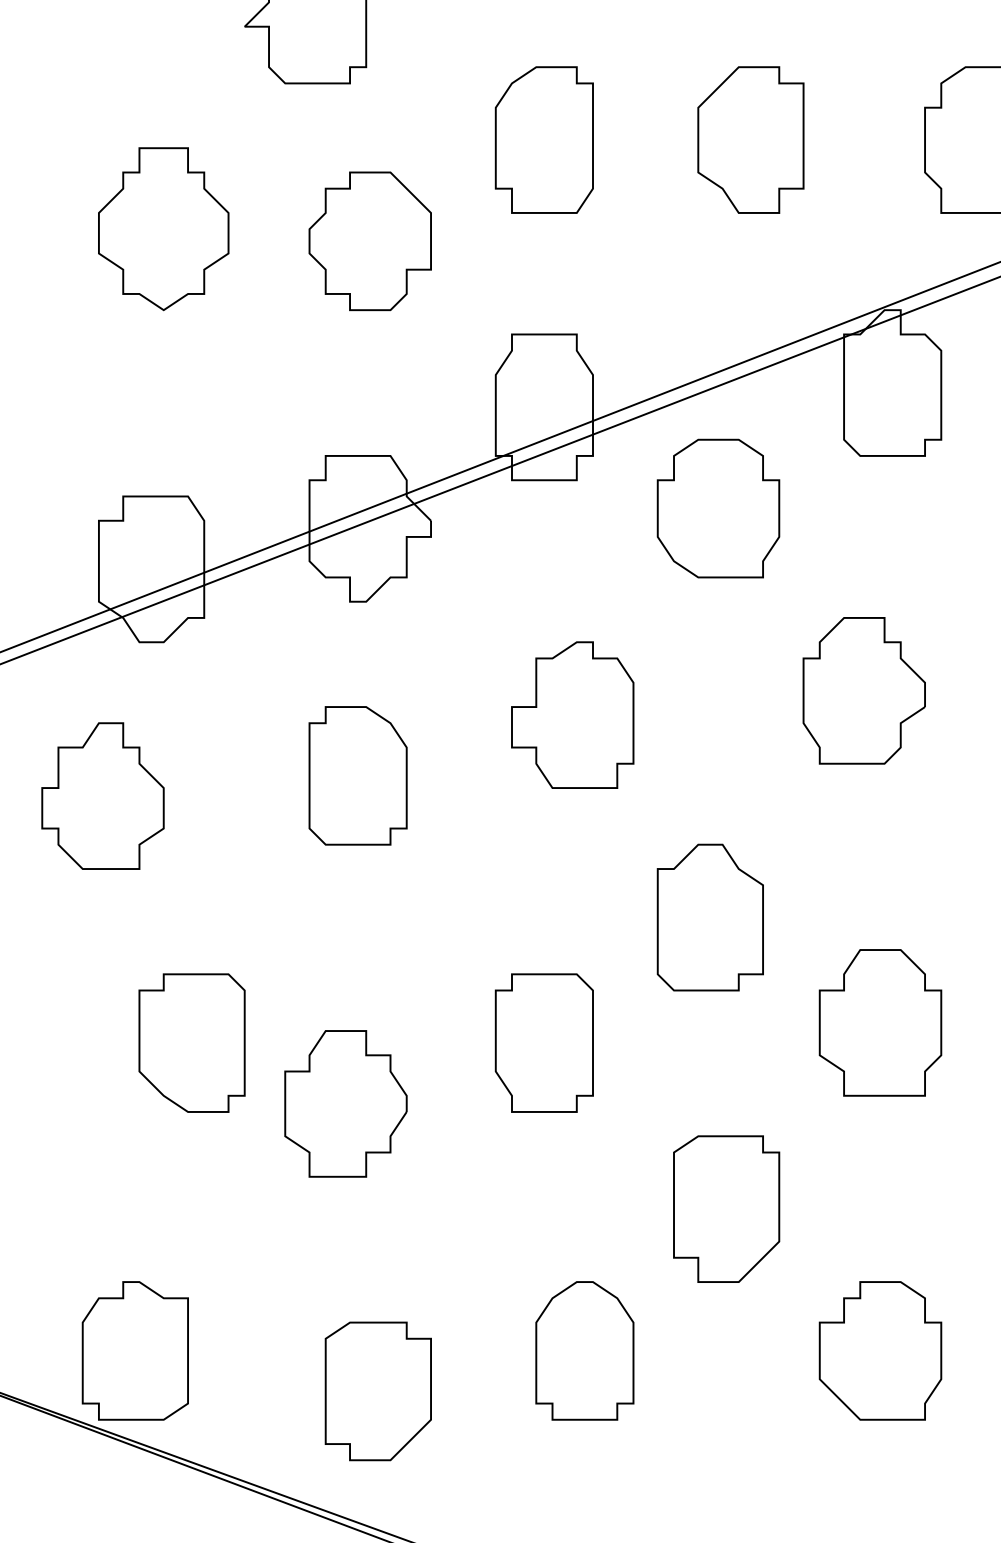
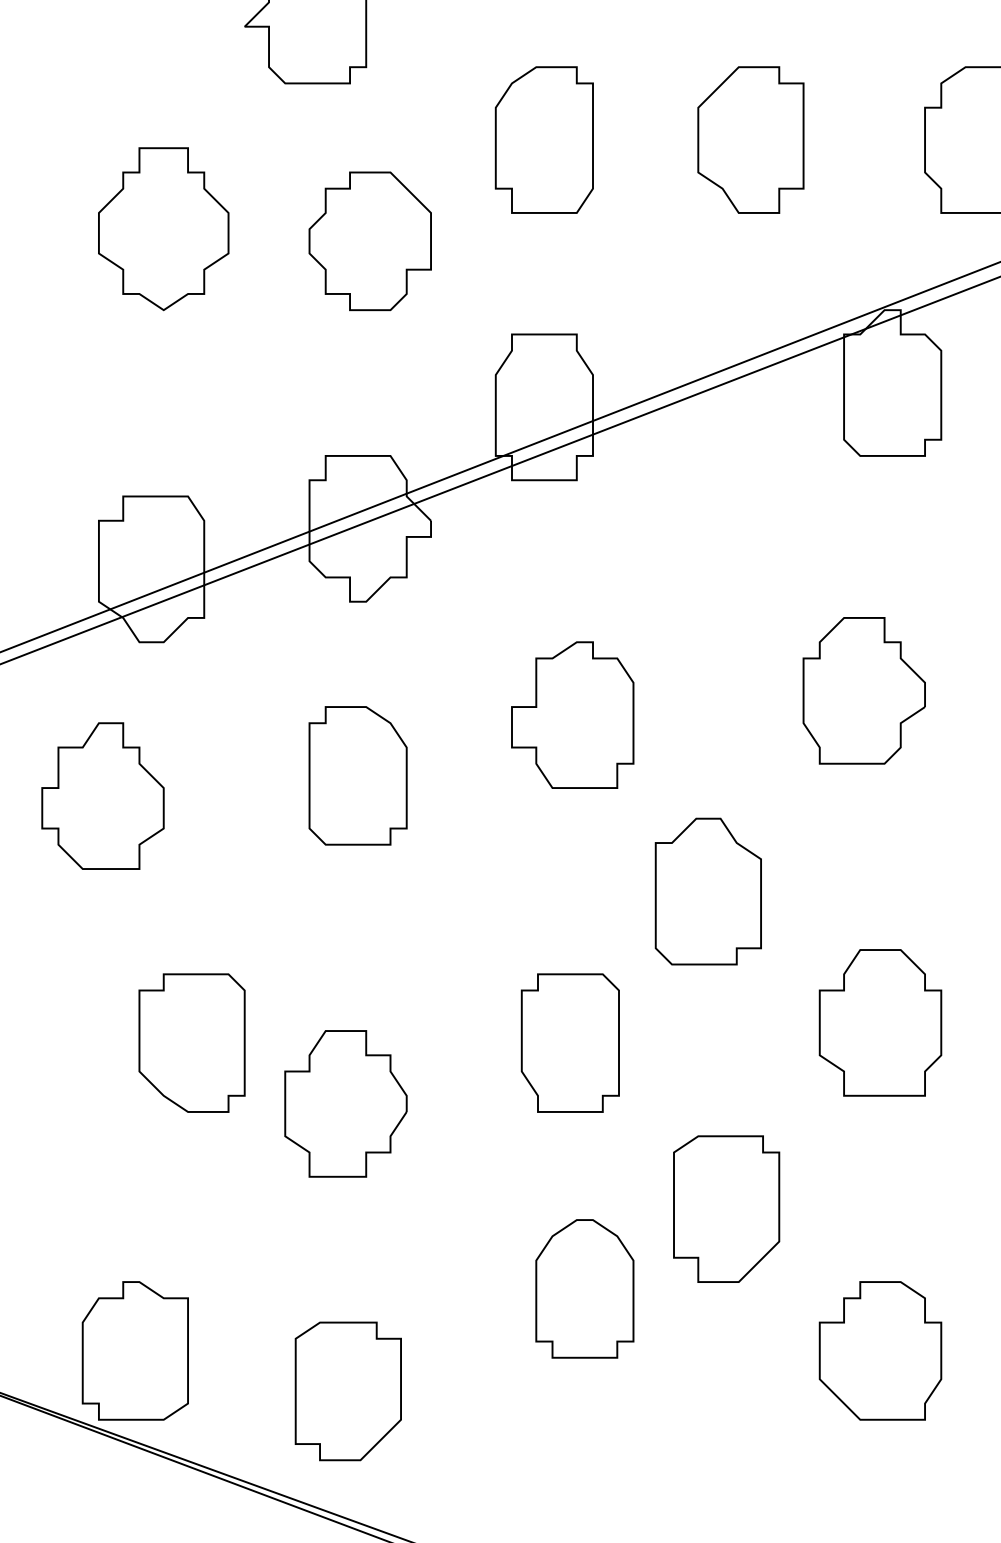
part: present -> none (718, 508)
part position: (709, 917) -> (707, 891) (707, 891)
part position: (543, 1042) -> (569, 1042) (569, 1042)
part position: (584, 1350) -> (584, 1288) (584, 1288)
part position: (377, 1391) -> (347, 1391) (347, 1391)
